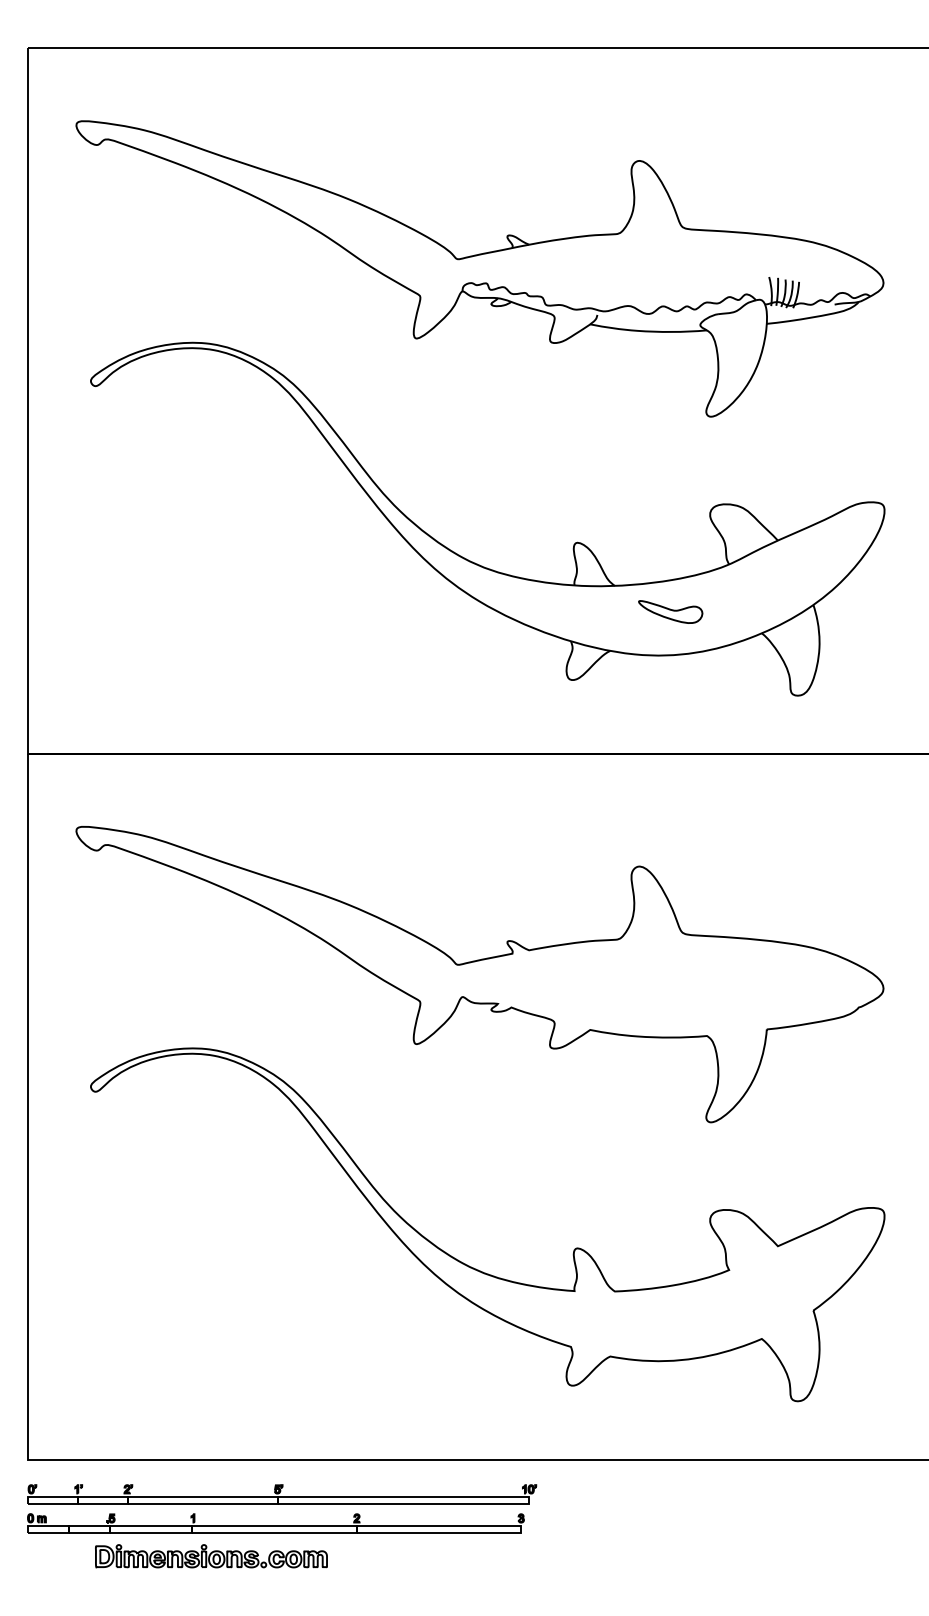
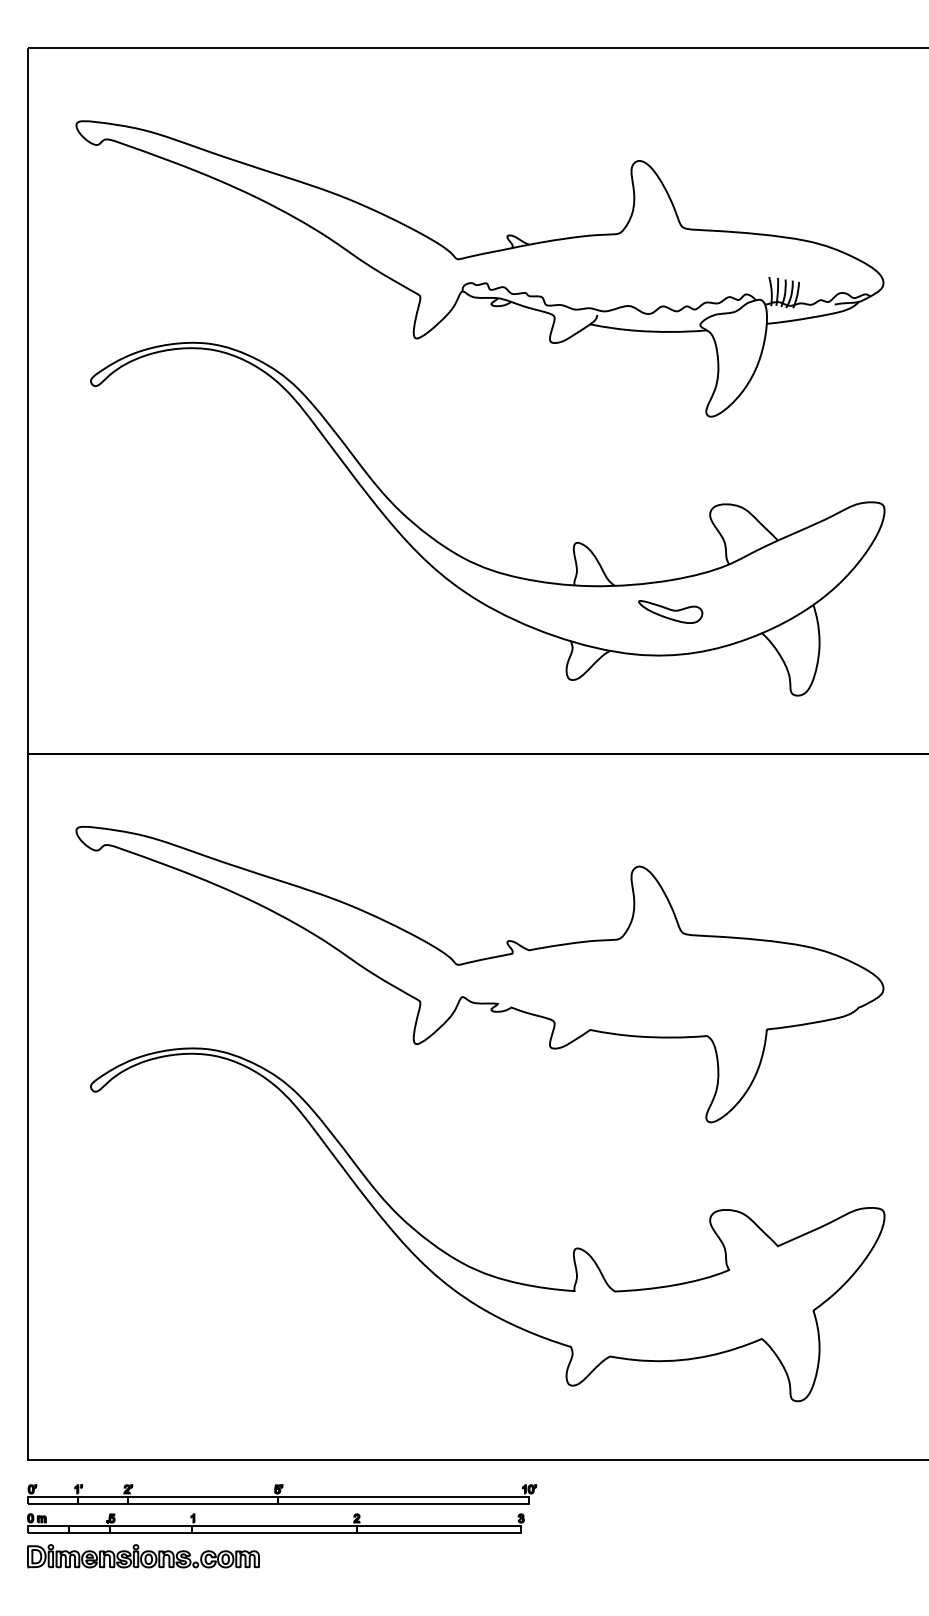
part position: (211, 1556) -> (143, 1556) (143, 1556)
